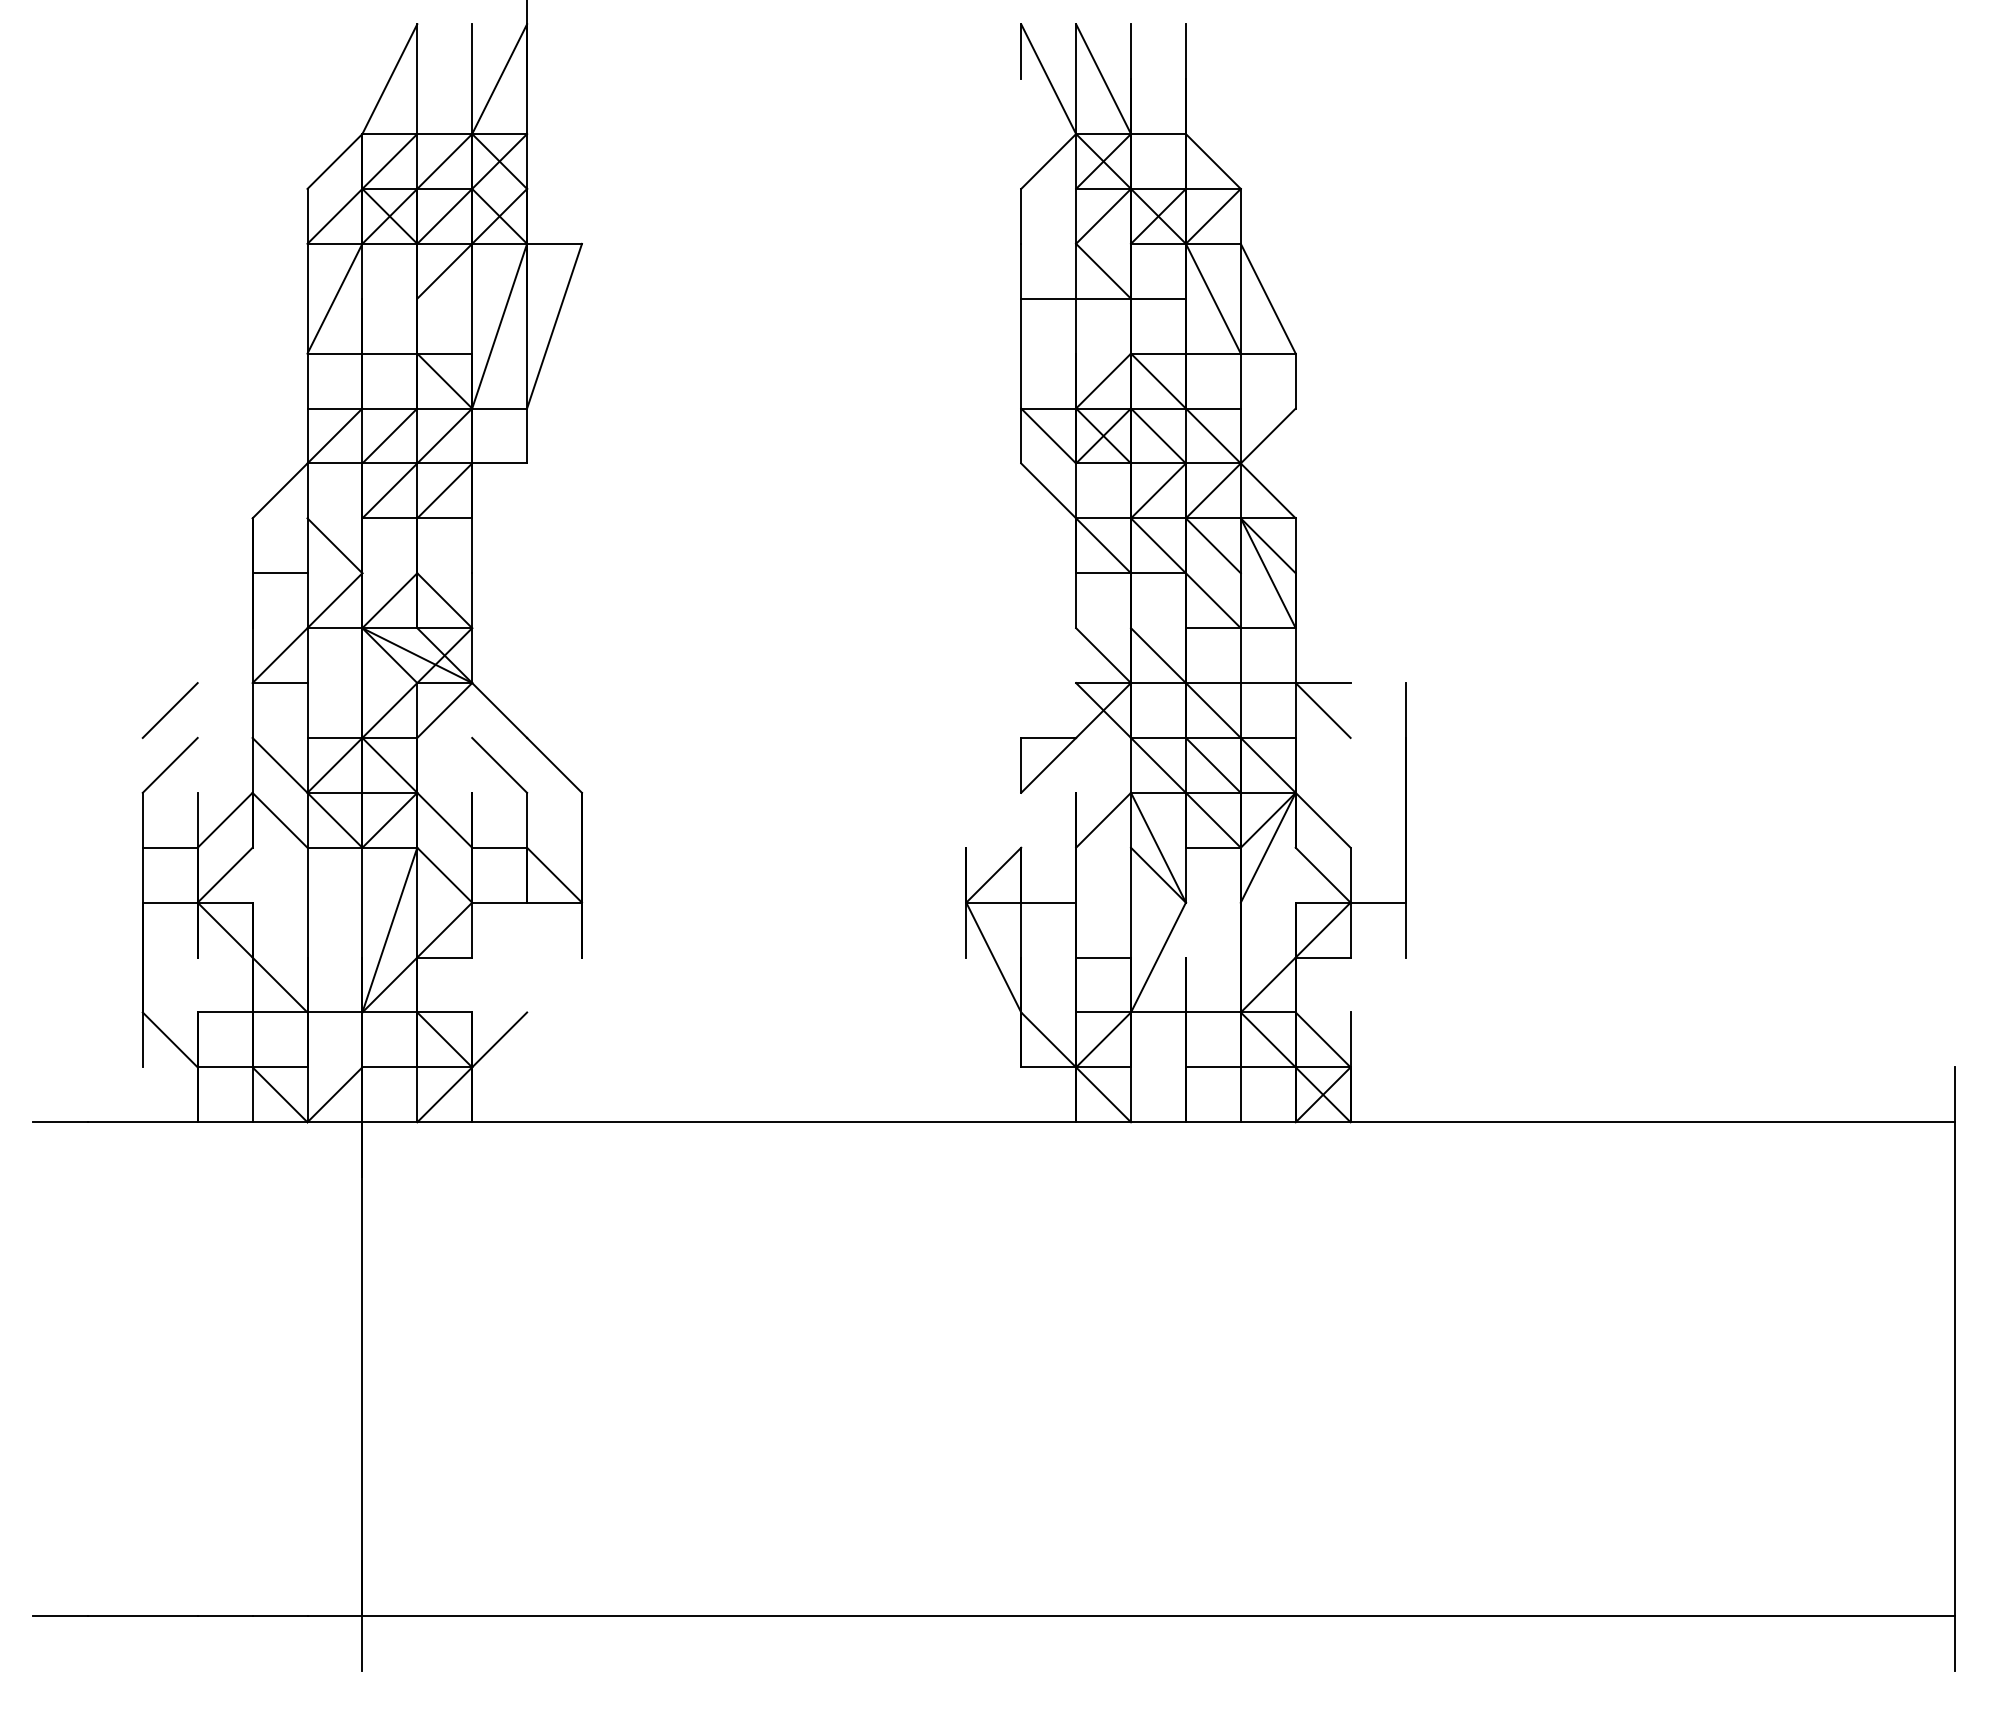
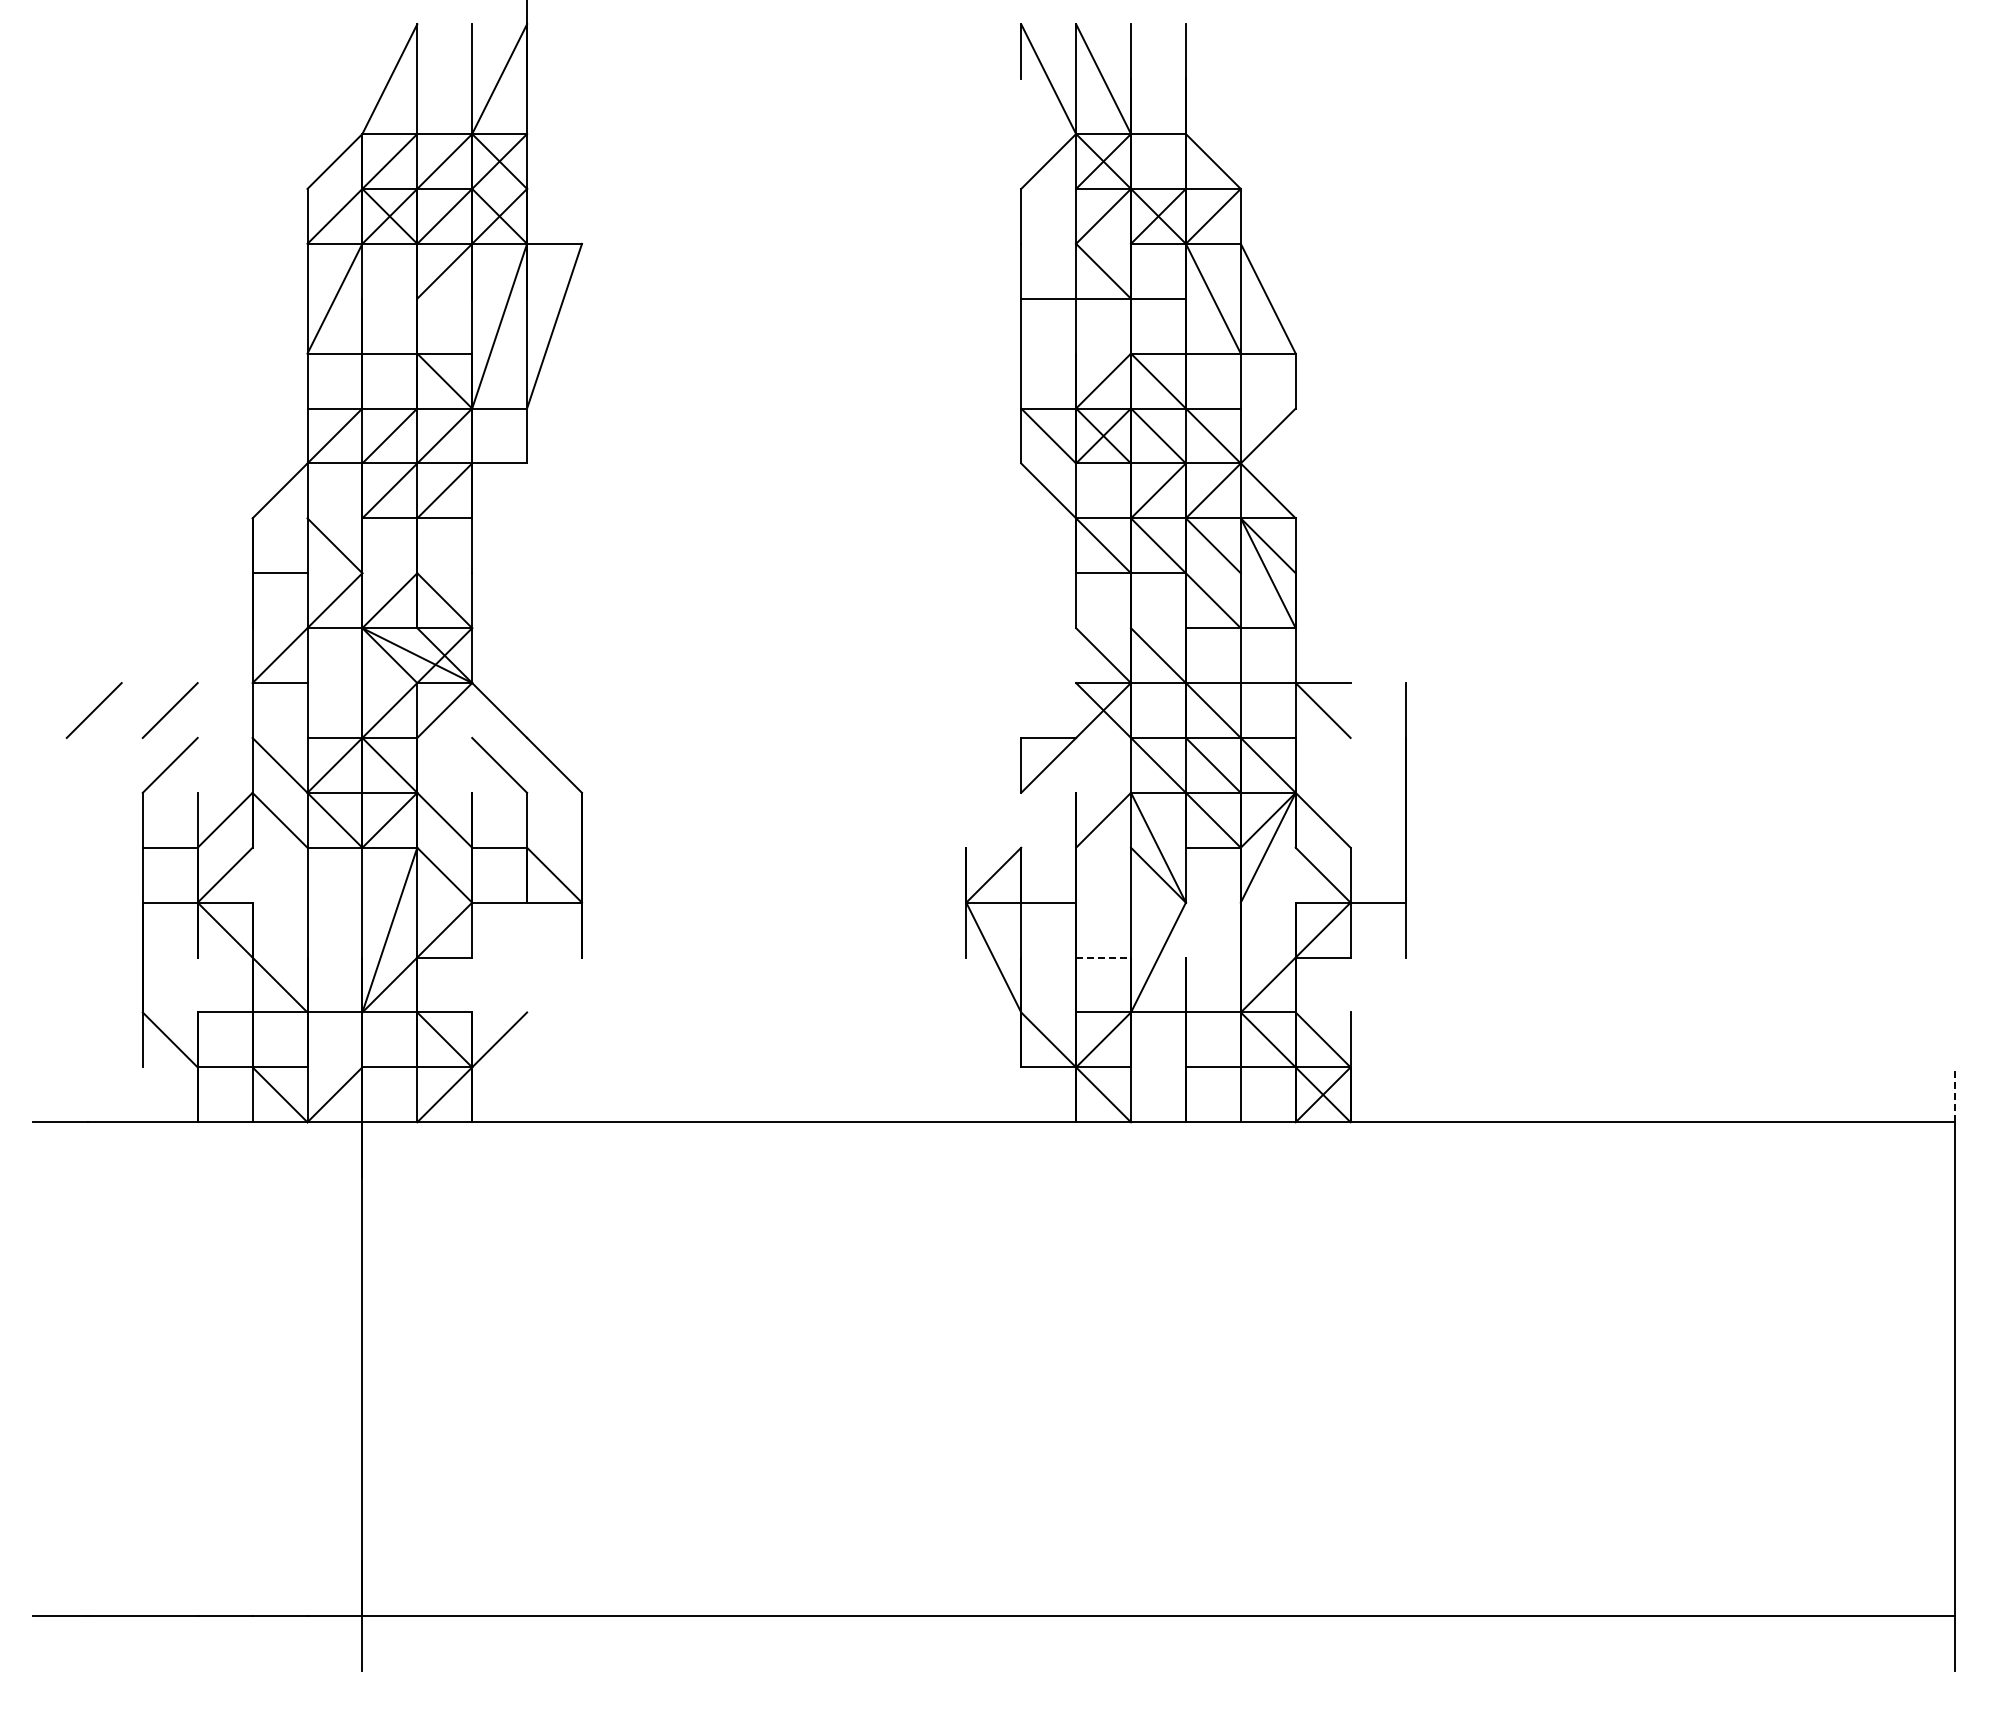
line: none -> present (93, 710)
line: solid -> dashed (1104, 957)
line: solid -> dashed (1954, 1094)
